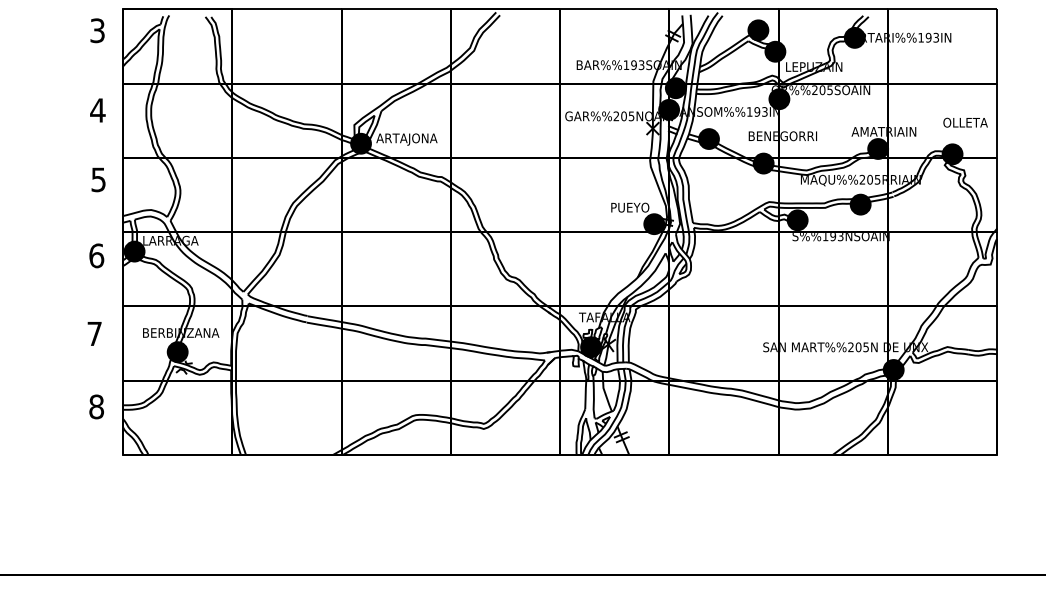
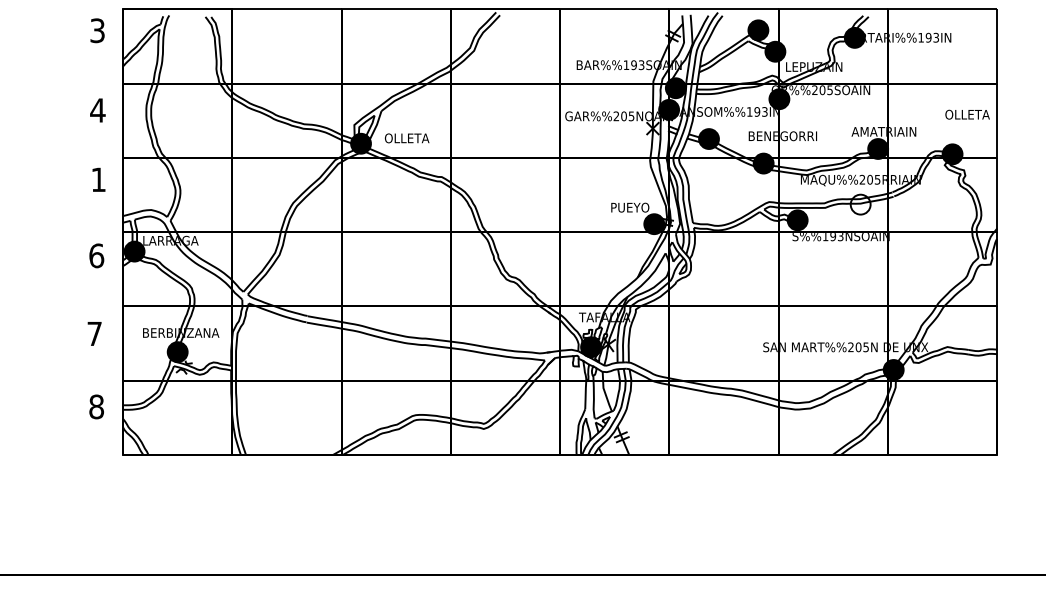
text position: (965, 122) -> (967, 114) (967, 114)
text: ARTAJONA -> OLLETA (406, 139)
text: 5 -> 1 (98, 179)
fill: present -> none (860, 204)
